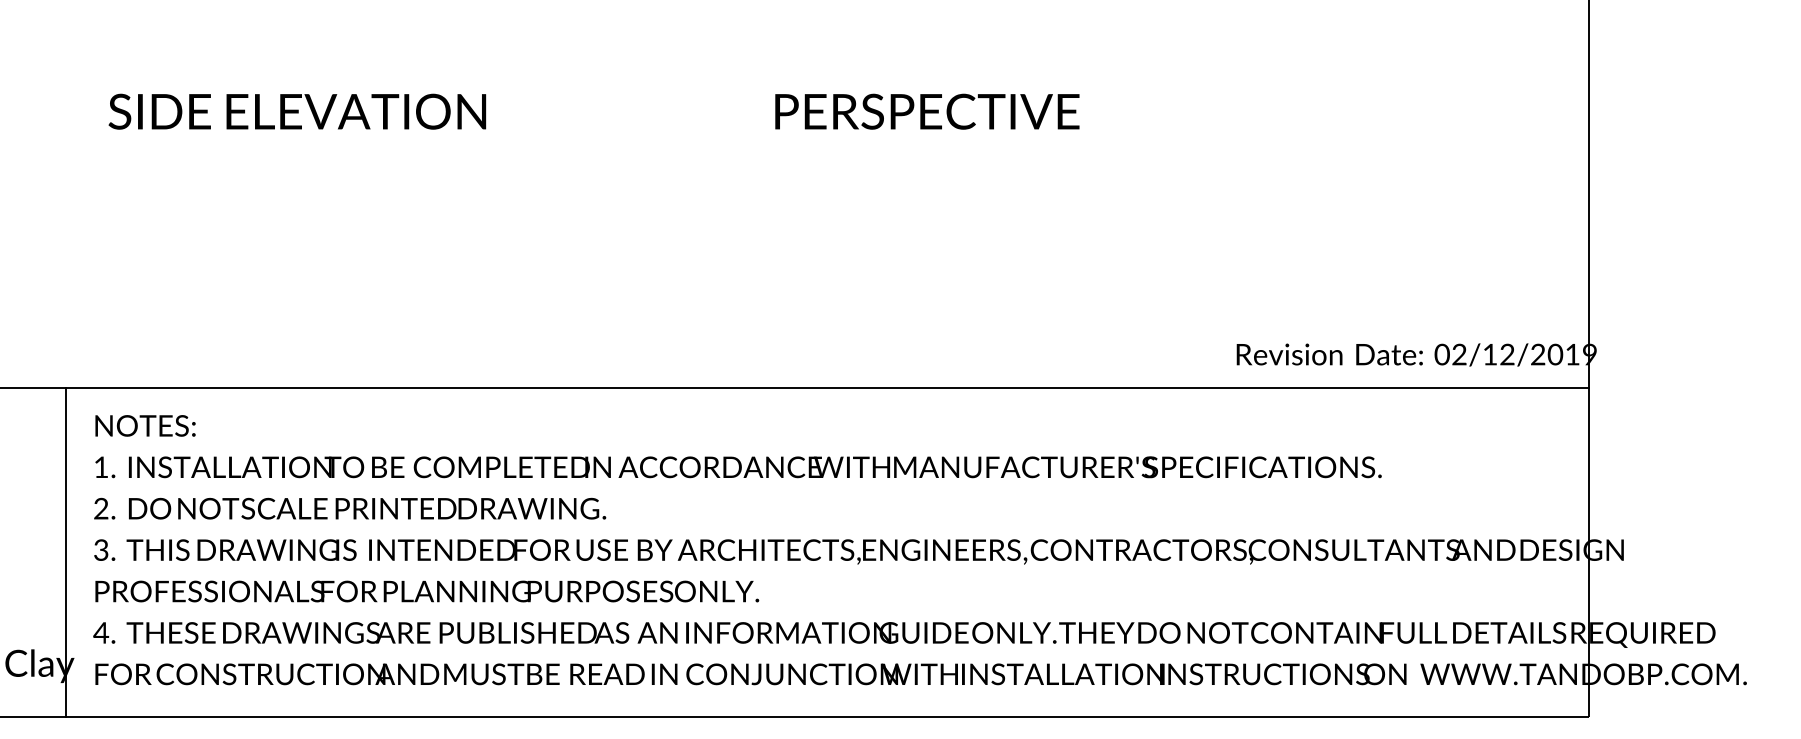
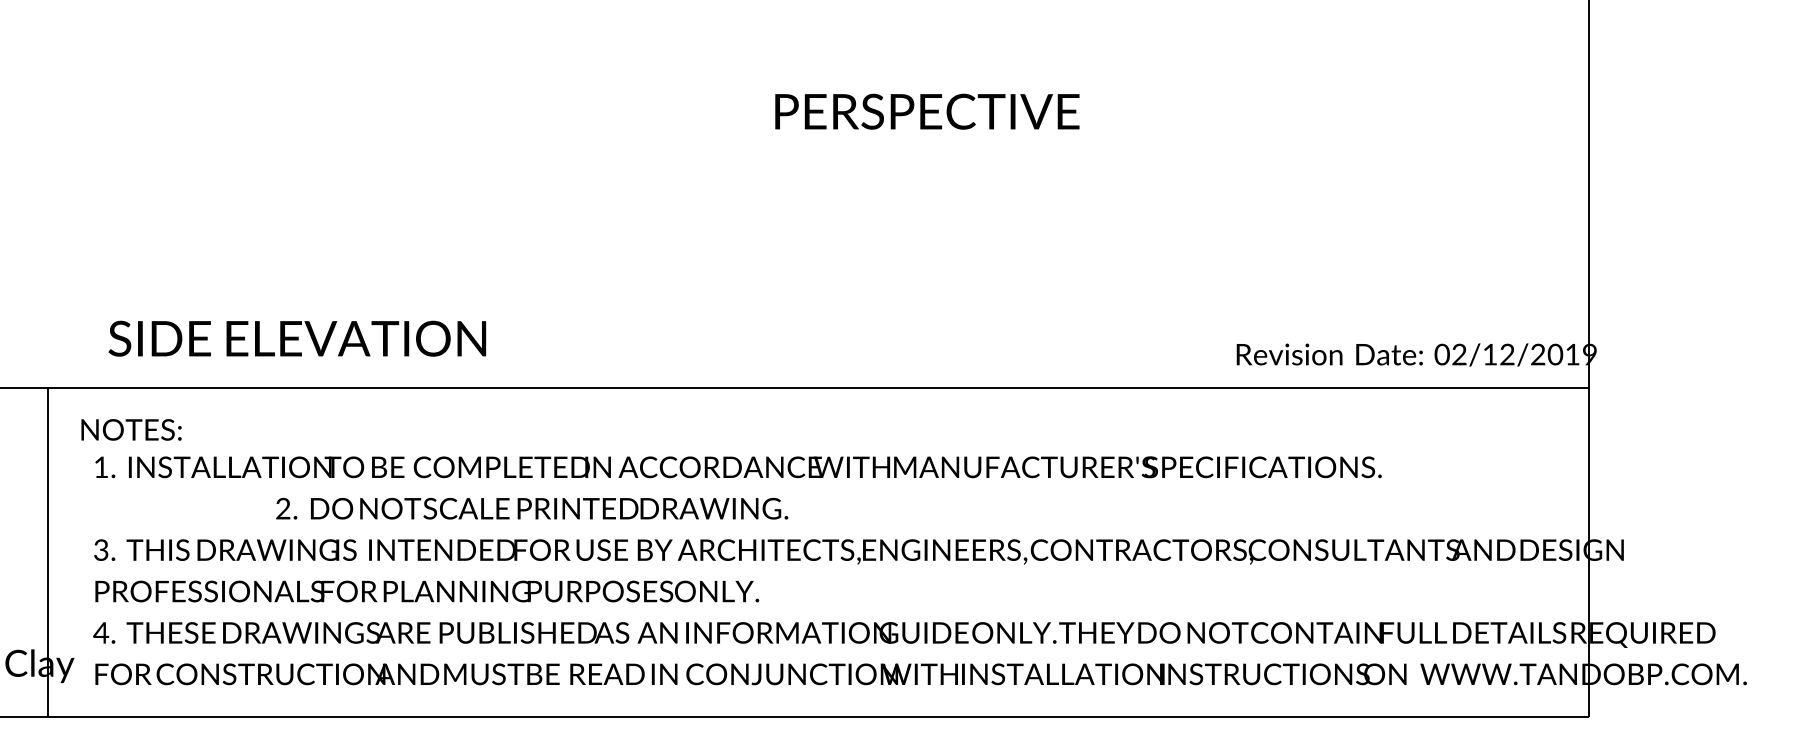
text position: (297, 111) -> (297, 338) (297, 338)
text position: (145, 425) -> (131, 429) (131, 429)
text position: (350, 508) -> (532, 508) (532, 508)
line position: (65, 551) -> (47, 551) (47, 551)
